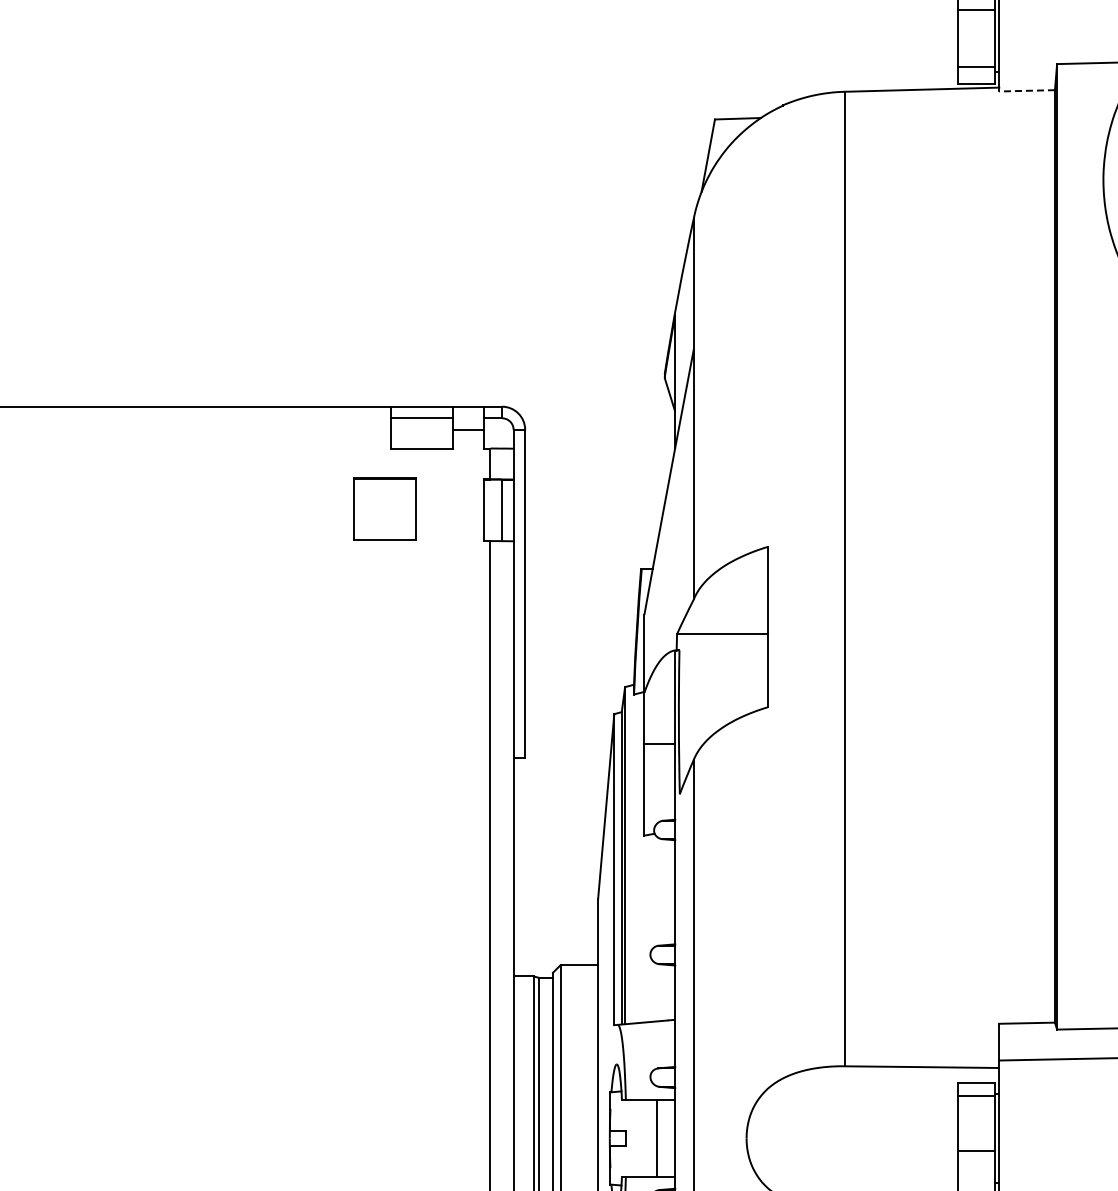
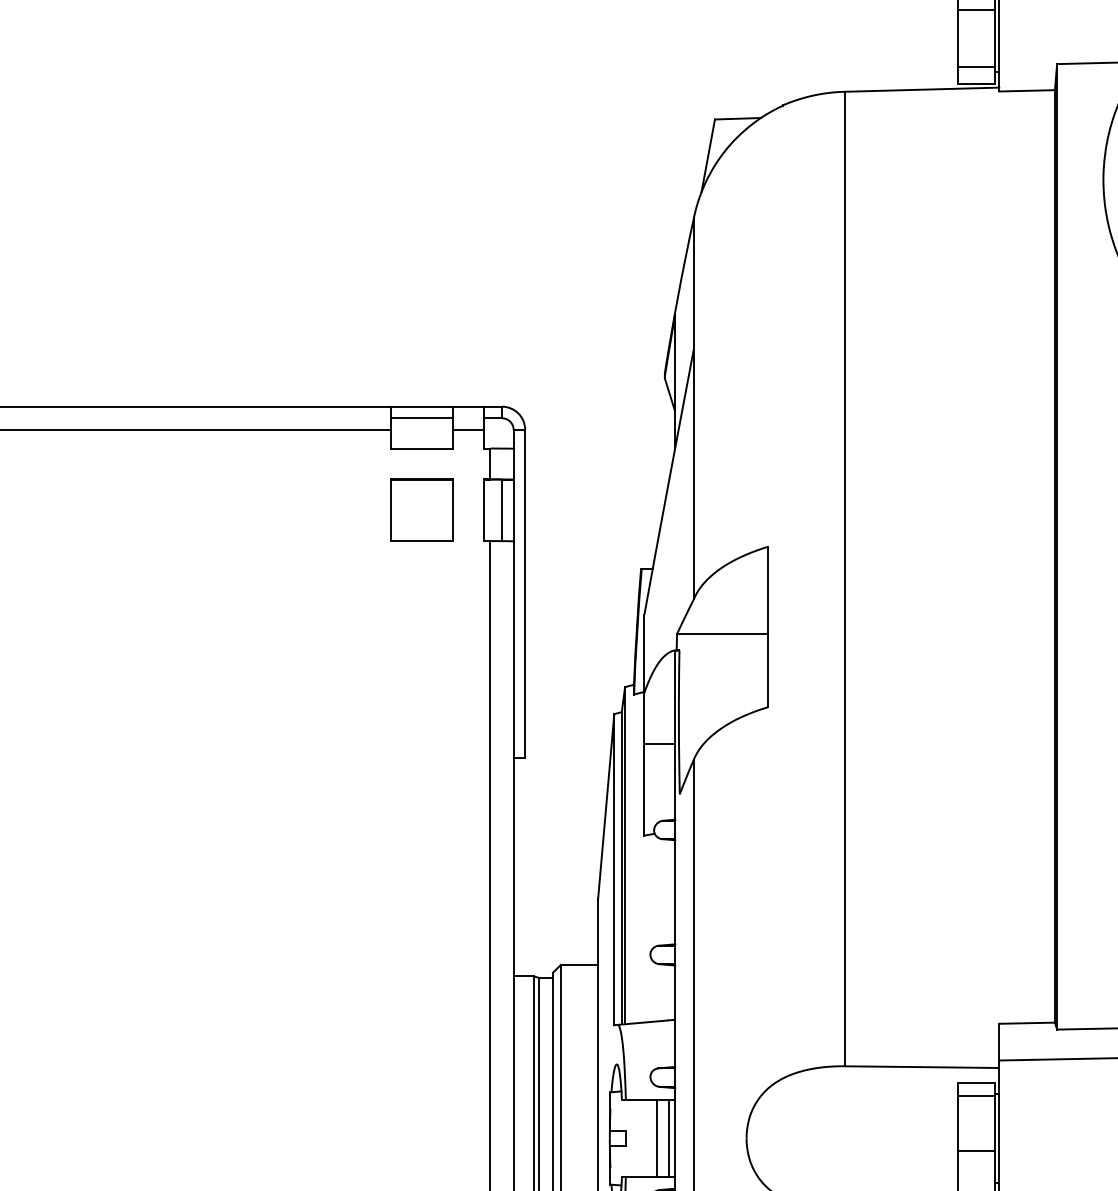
line: dashed -> solid (1027, 90)
line: none -> present (196, 429)
part position: (384, 508) -> (421, 509) (421, 509)
line: none -> present (669, 1138)
